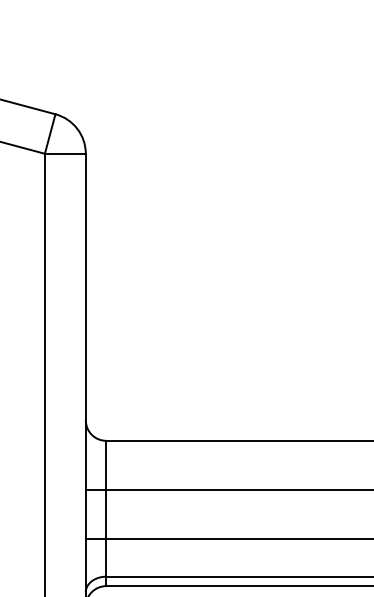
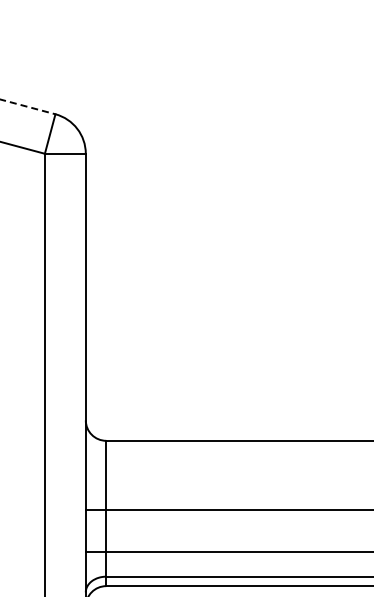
line: solid -> dashed (28, 107)
line position: (227, 489) -> (227, 509) (227, 509)
line position: (227, 538) -> (227, 551) (227, 551)
